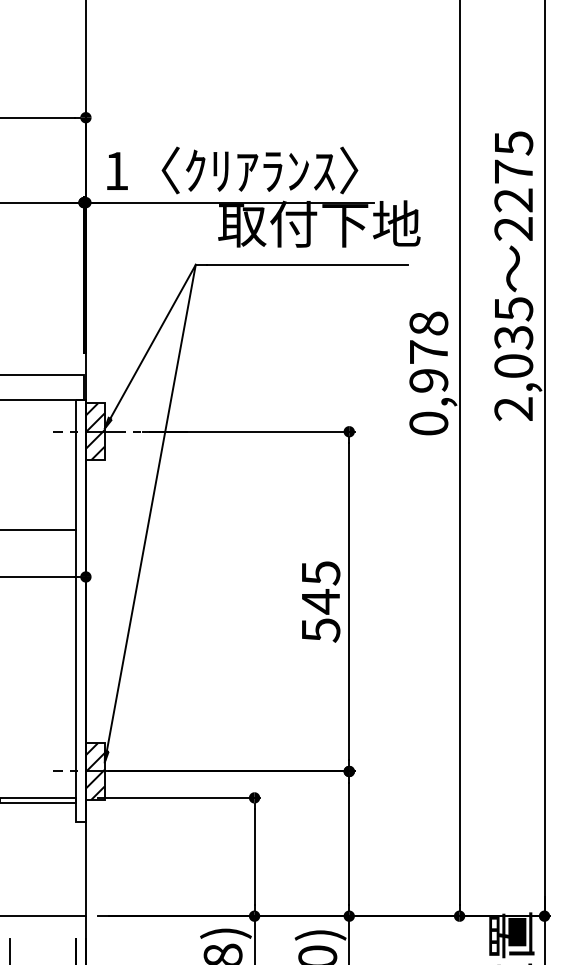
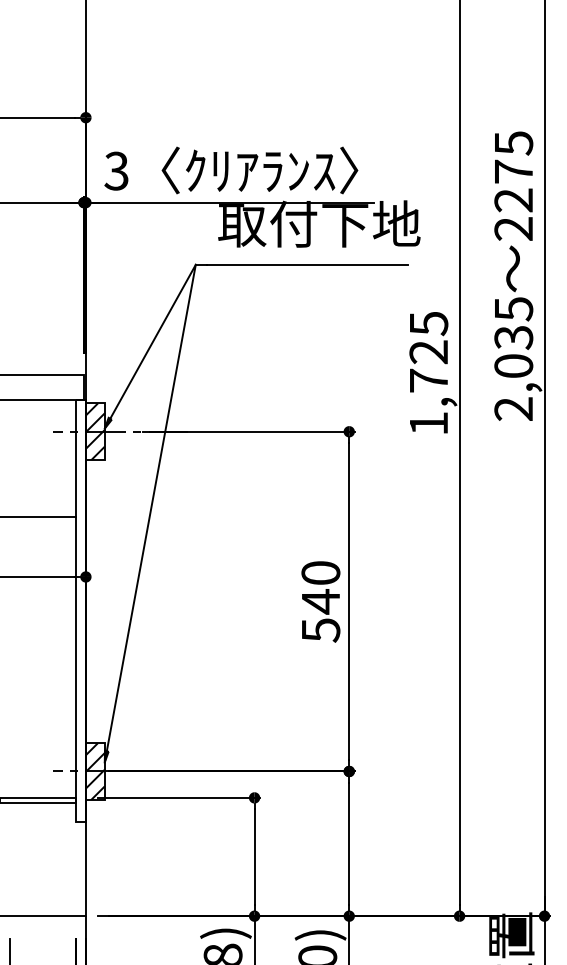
text: 1 -> 3 (116, 170)
text: 0,978 -> 1,725 (428, 373)
line position: (38, 530) -> (38, 517) (38, 517)
text: 545 -> 540 (320, 573)
